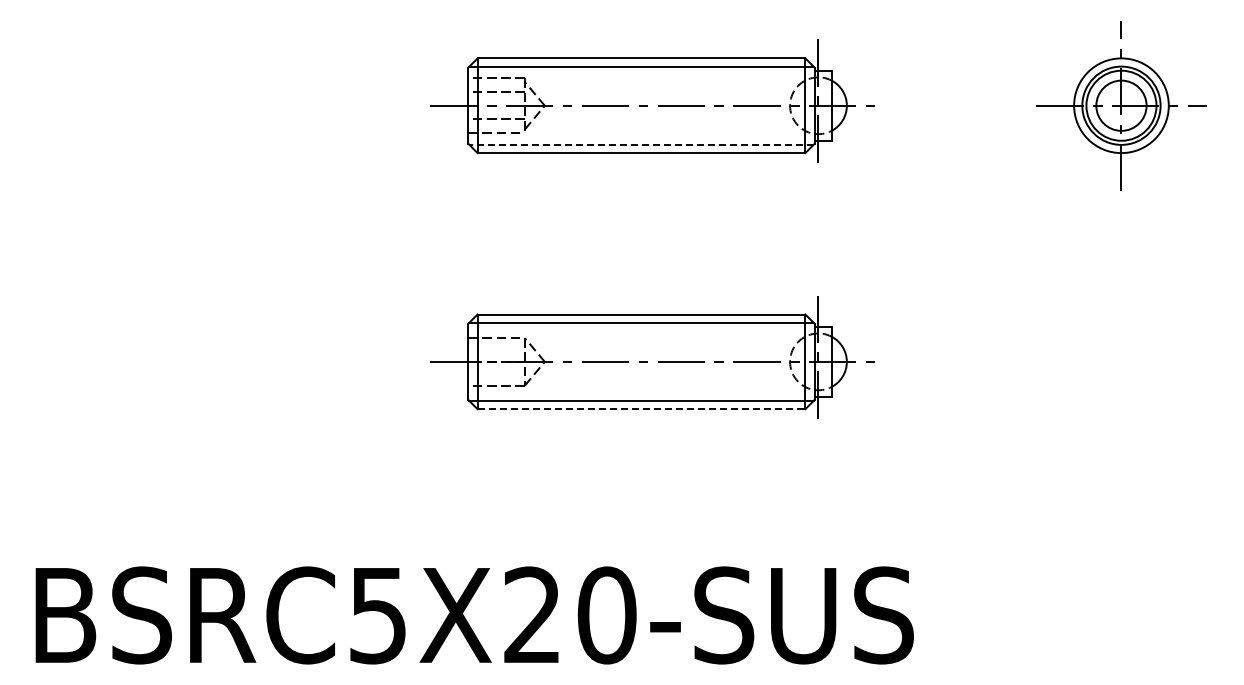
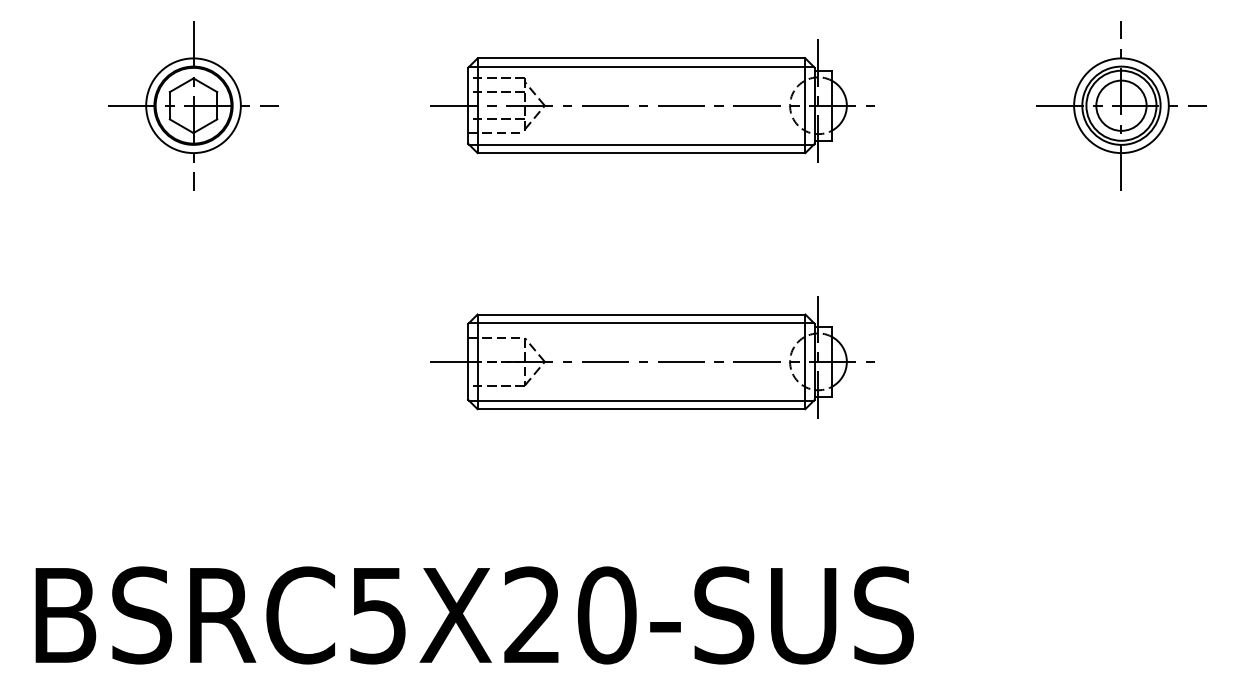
part: none -> present (193, 105)
line: dashed -> solid (640, 144)
line: dashed -> solid (641, 409)
